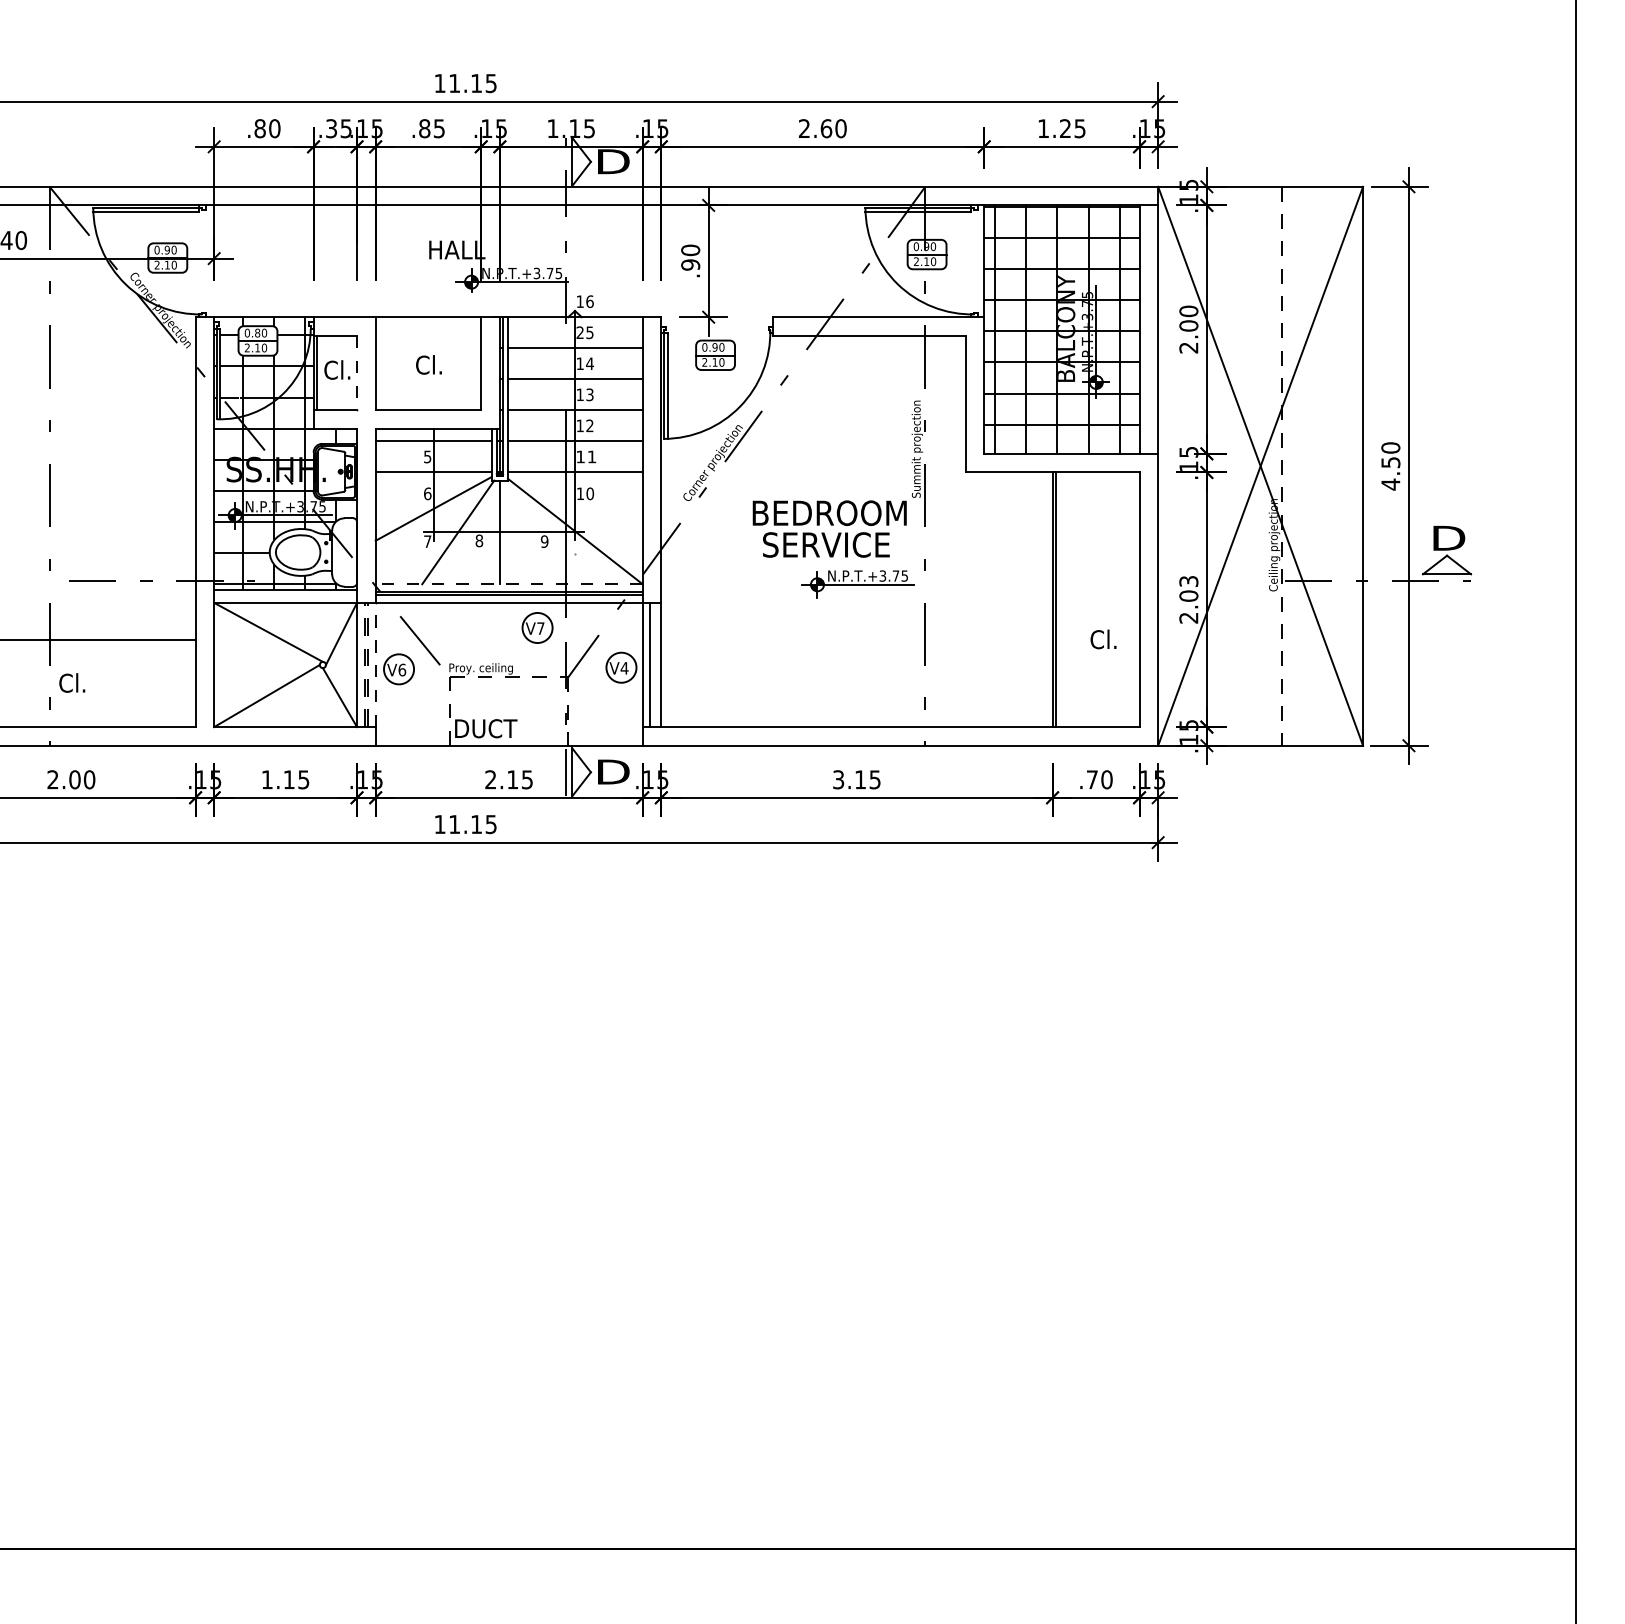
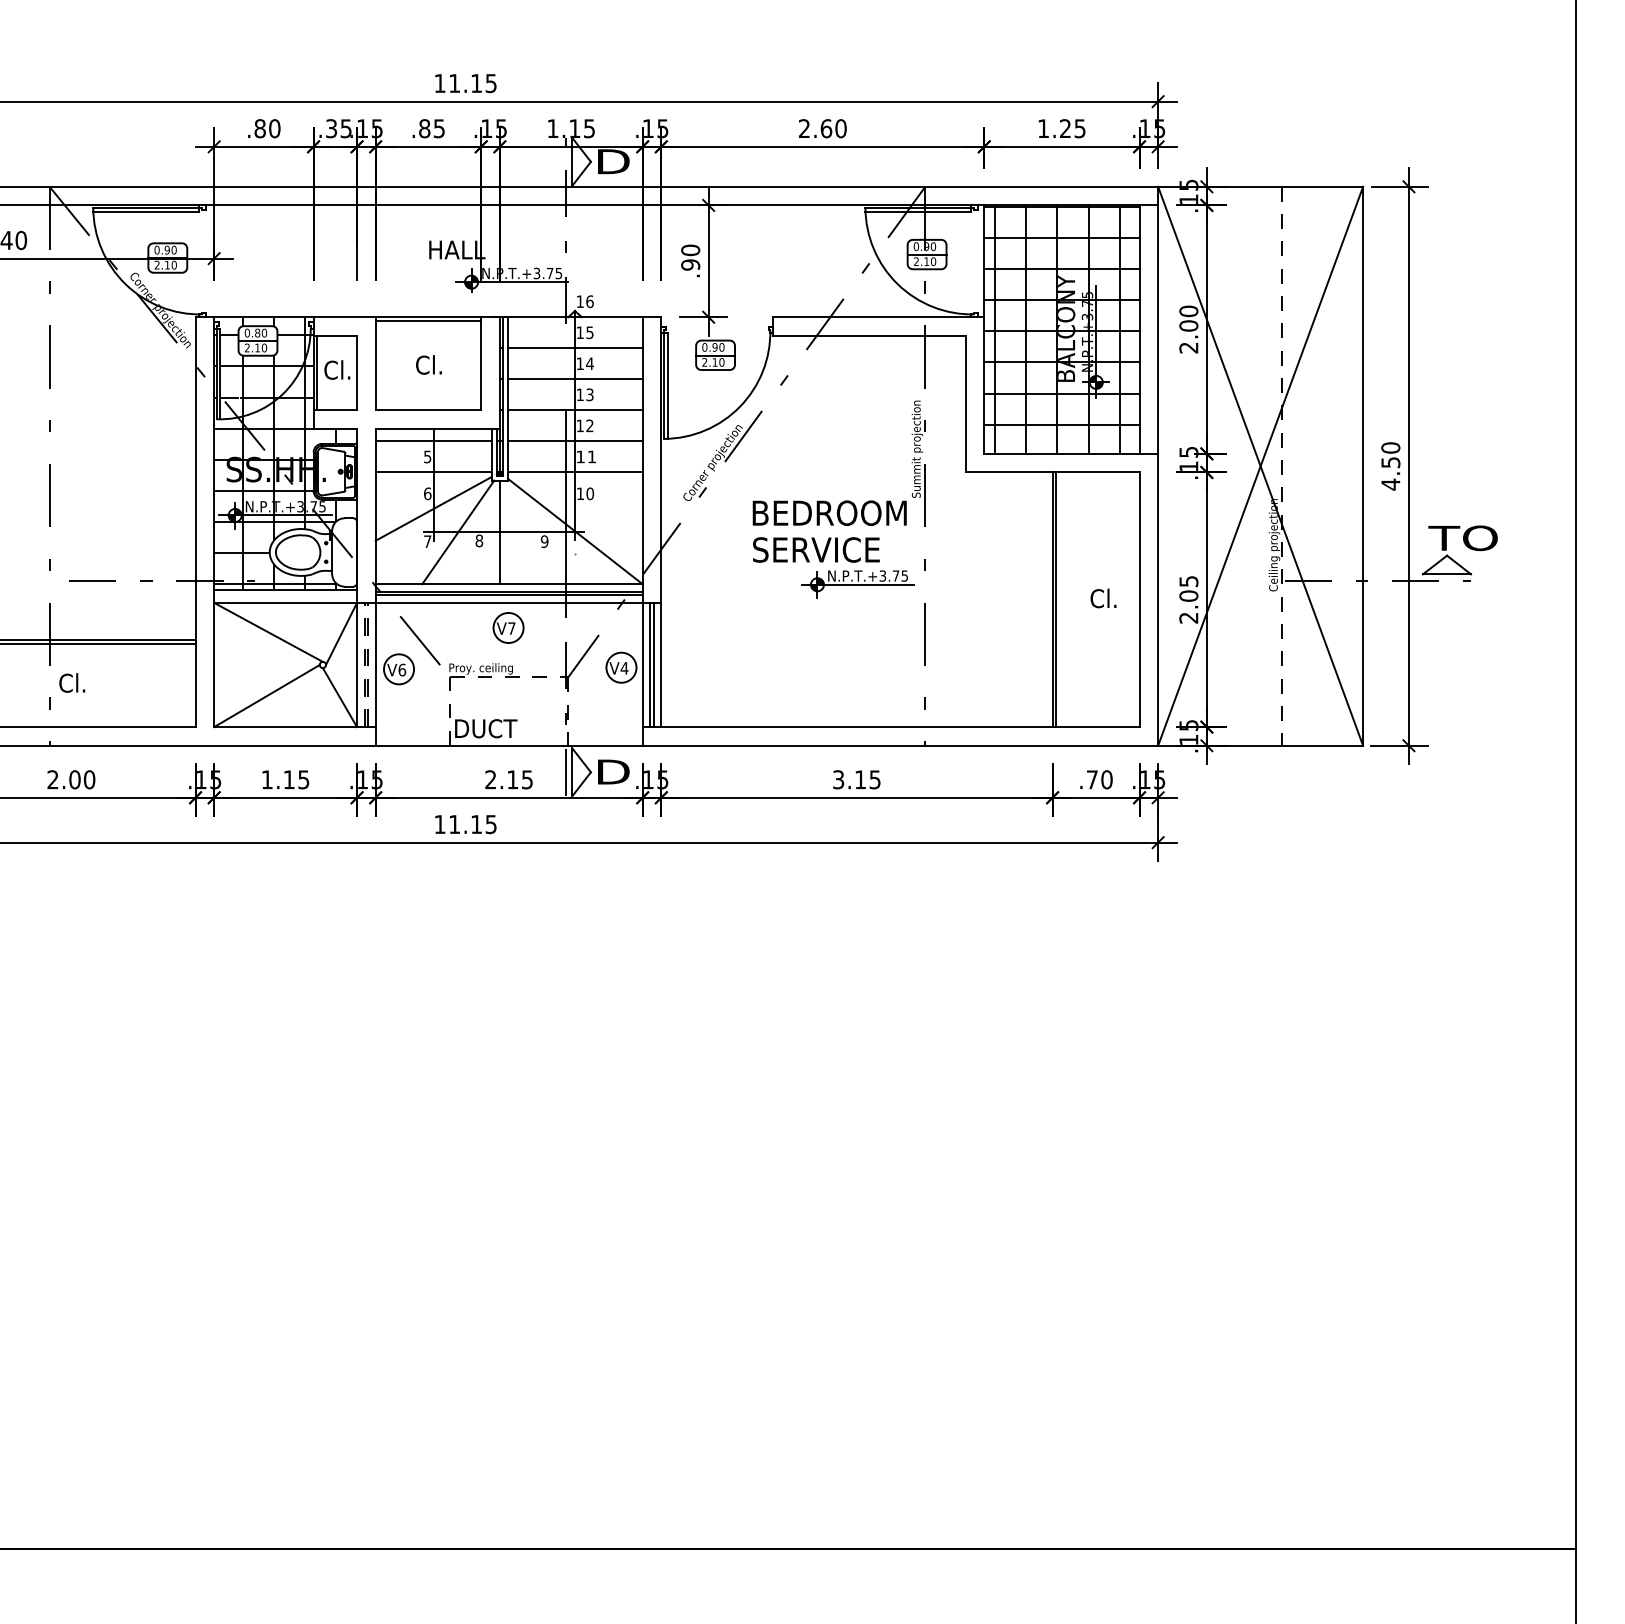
line: none -> present (428, 320)
text: 25 -> 15 (579, 332)
line: dashed -> solid (357, 373)
text: D -> TO (1462, 538)
text position: (826, 544) -> (816, 549) (816, 549)
text: 2.03 -> 2.05 (1188, 581)
line: dashed -> solid (509, 584)
part position: (537, 627) -> (508, 627) (508, 627)
text position: (1103, 639) -> (1103, 598) (1103, 598)
line: none -> present (98, 643)
line: dashed -> solid (375, 664)
line: none -> present (653, 664)
